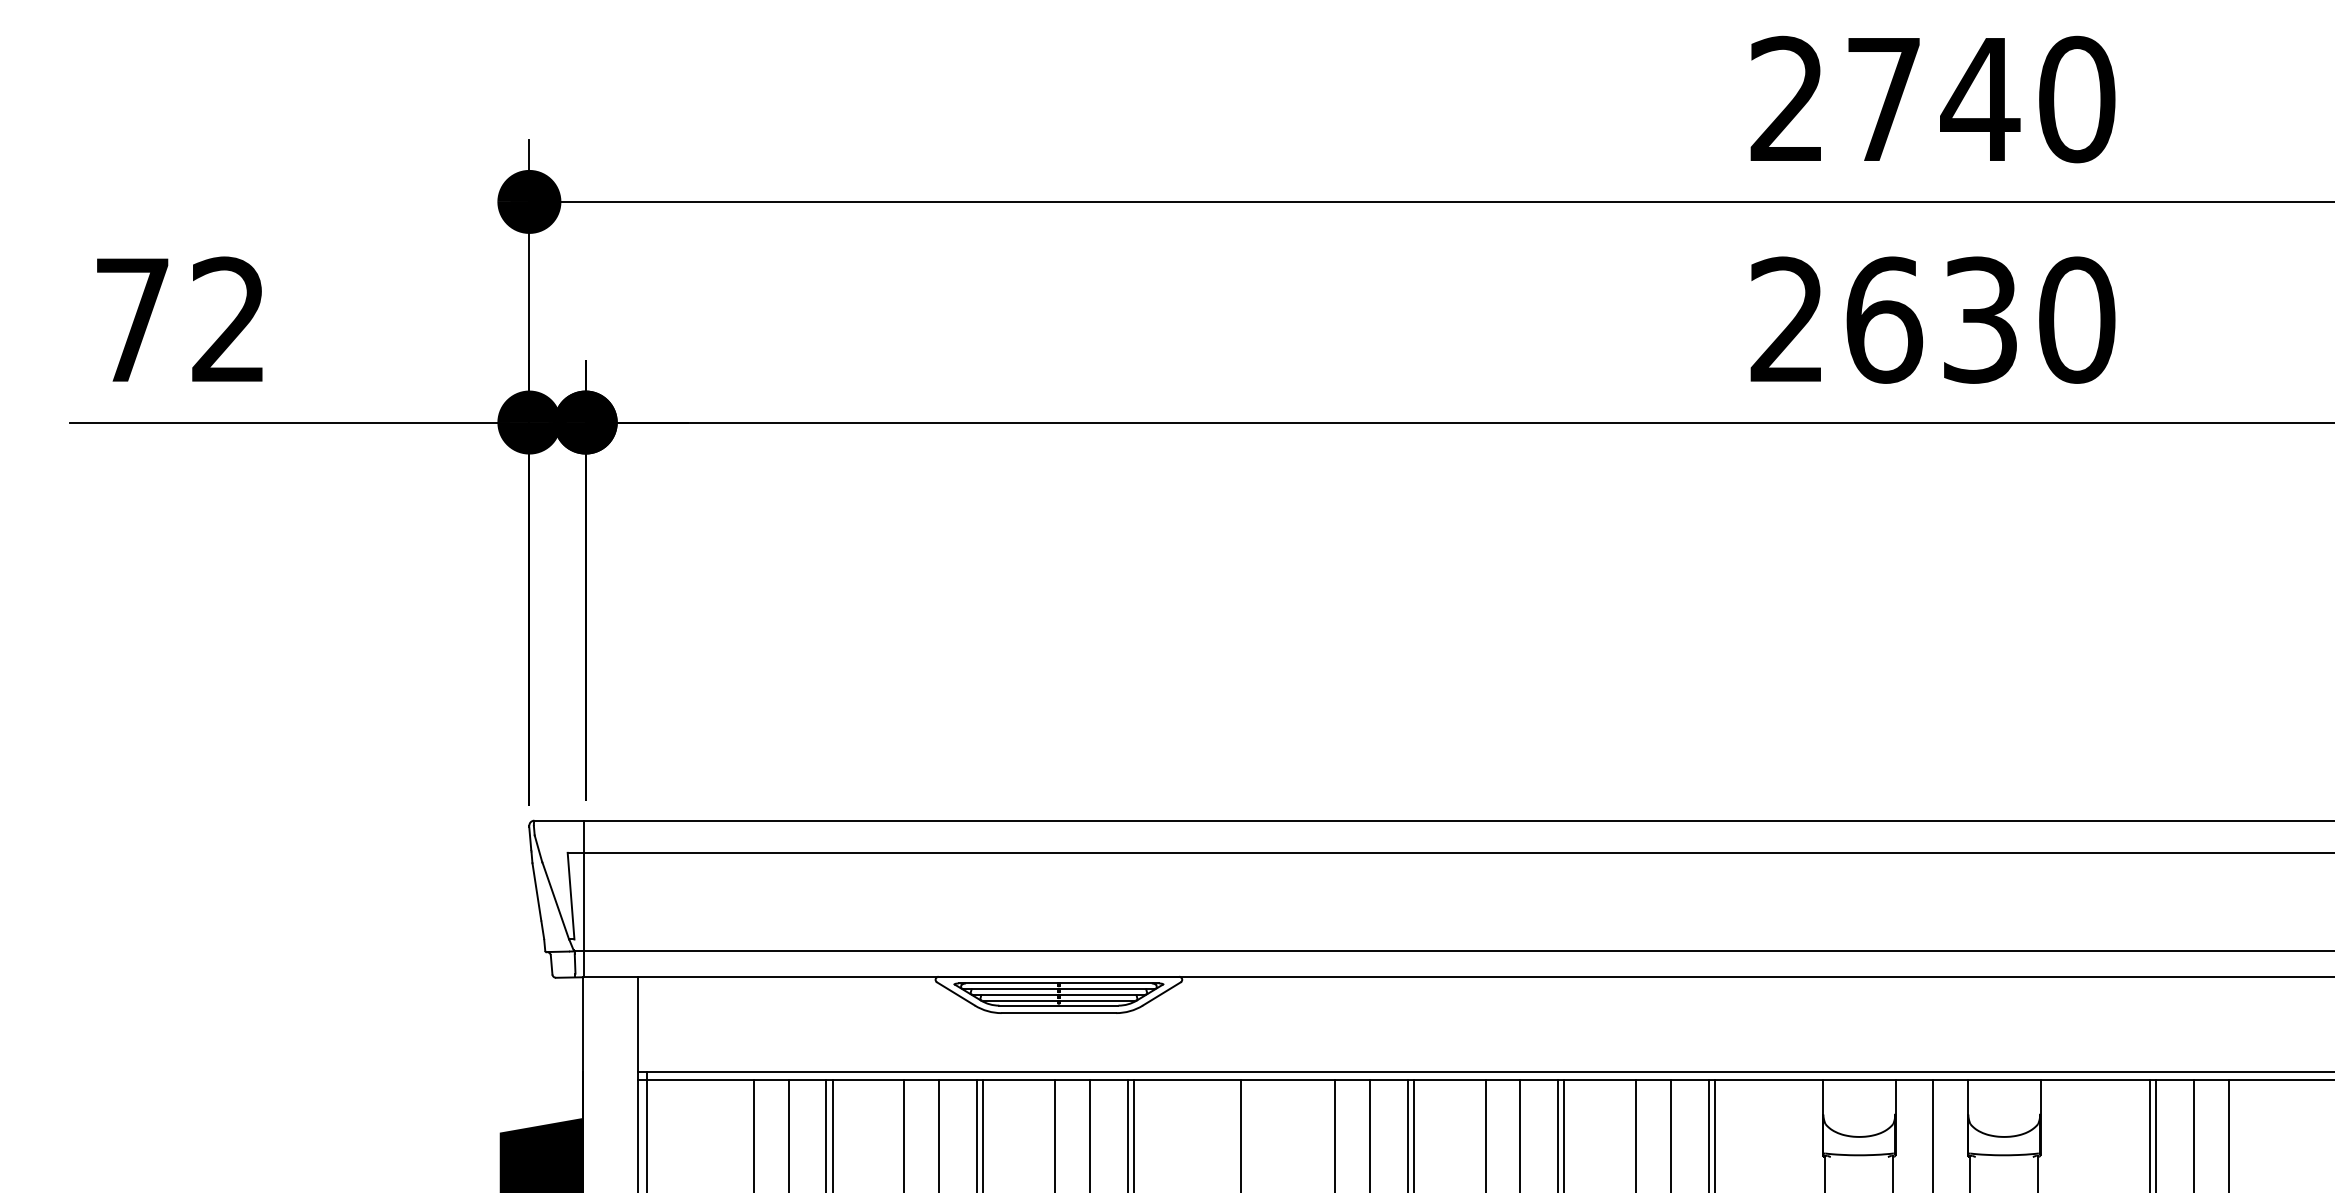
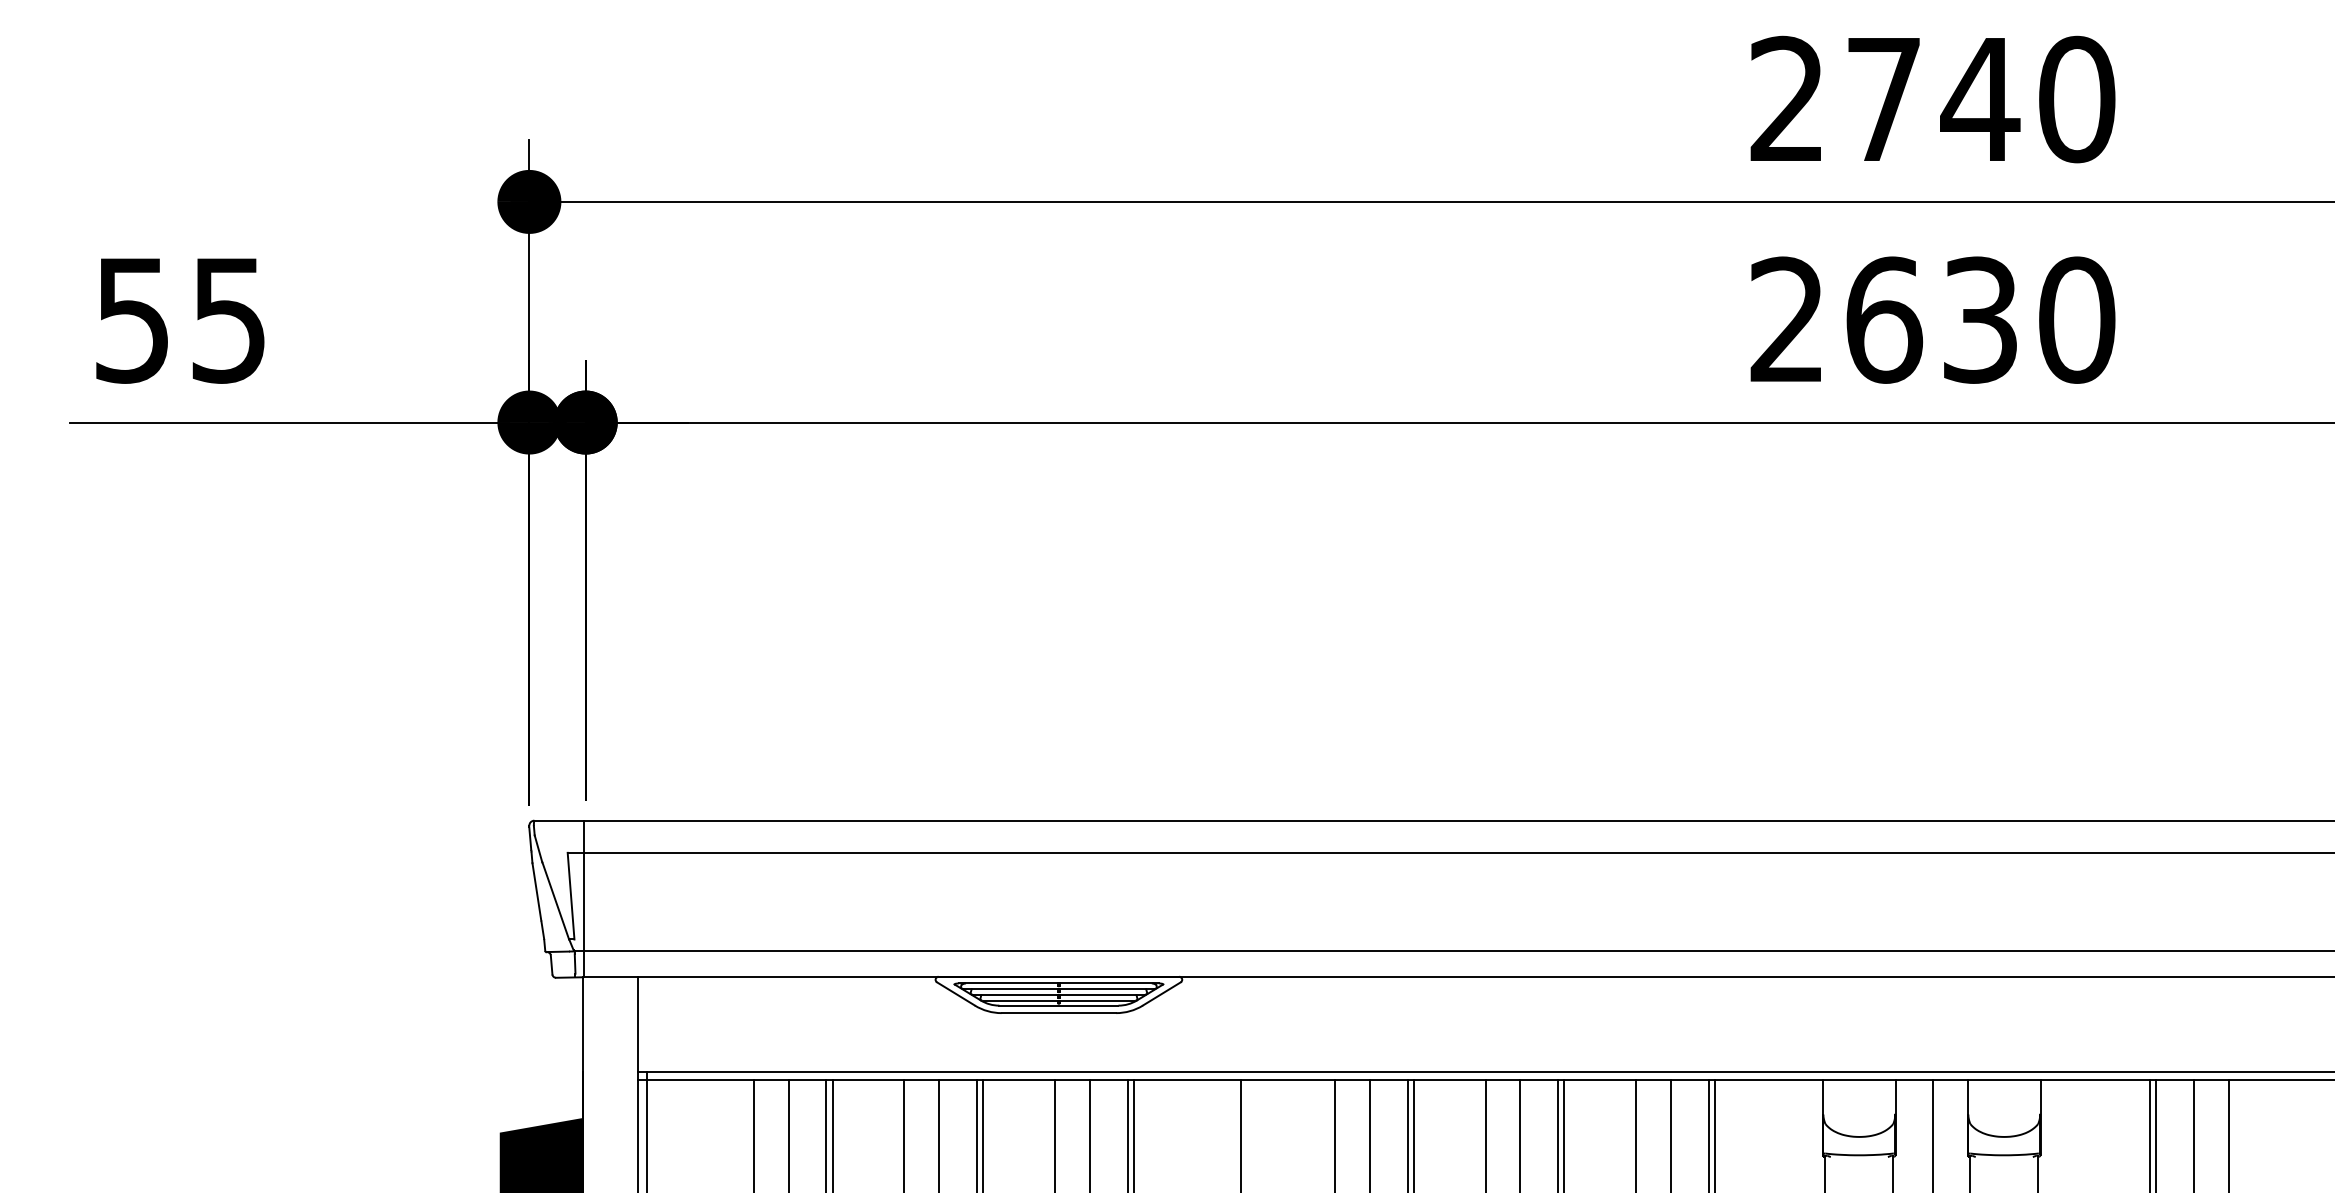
text: 72 -> 55 (180, 319)
